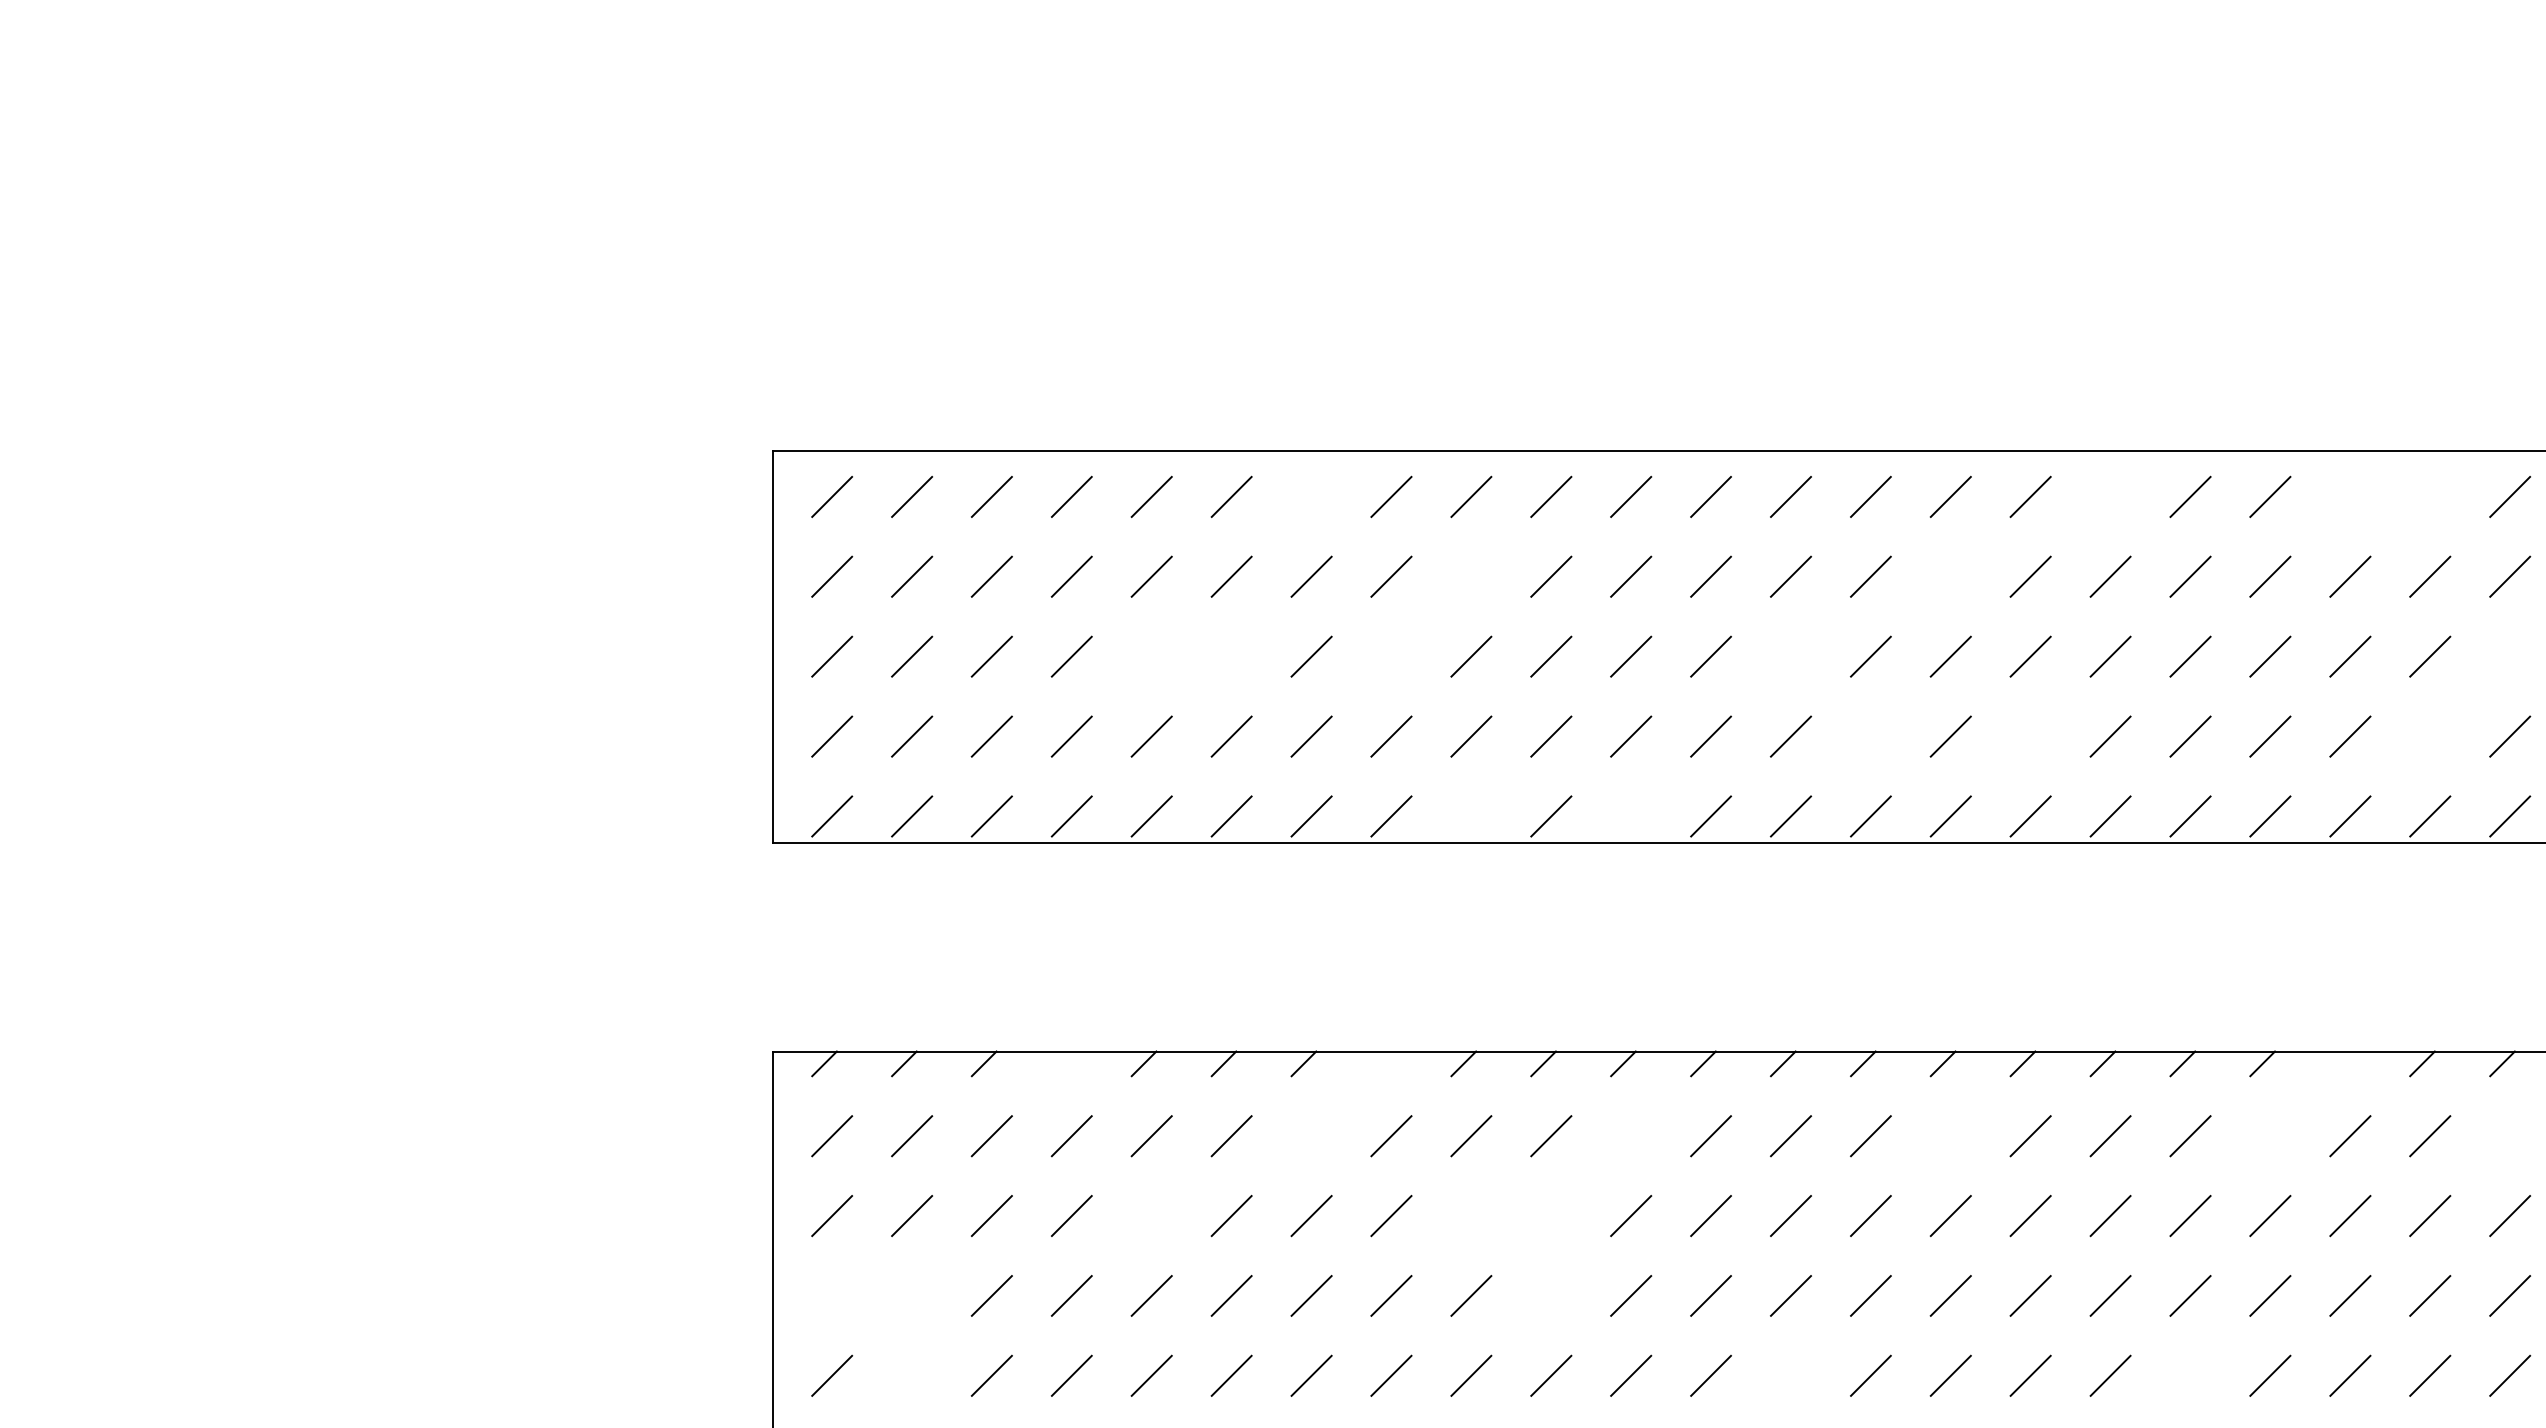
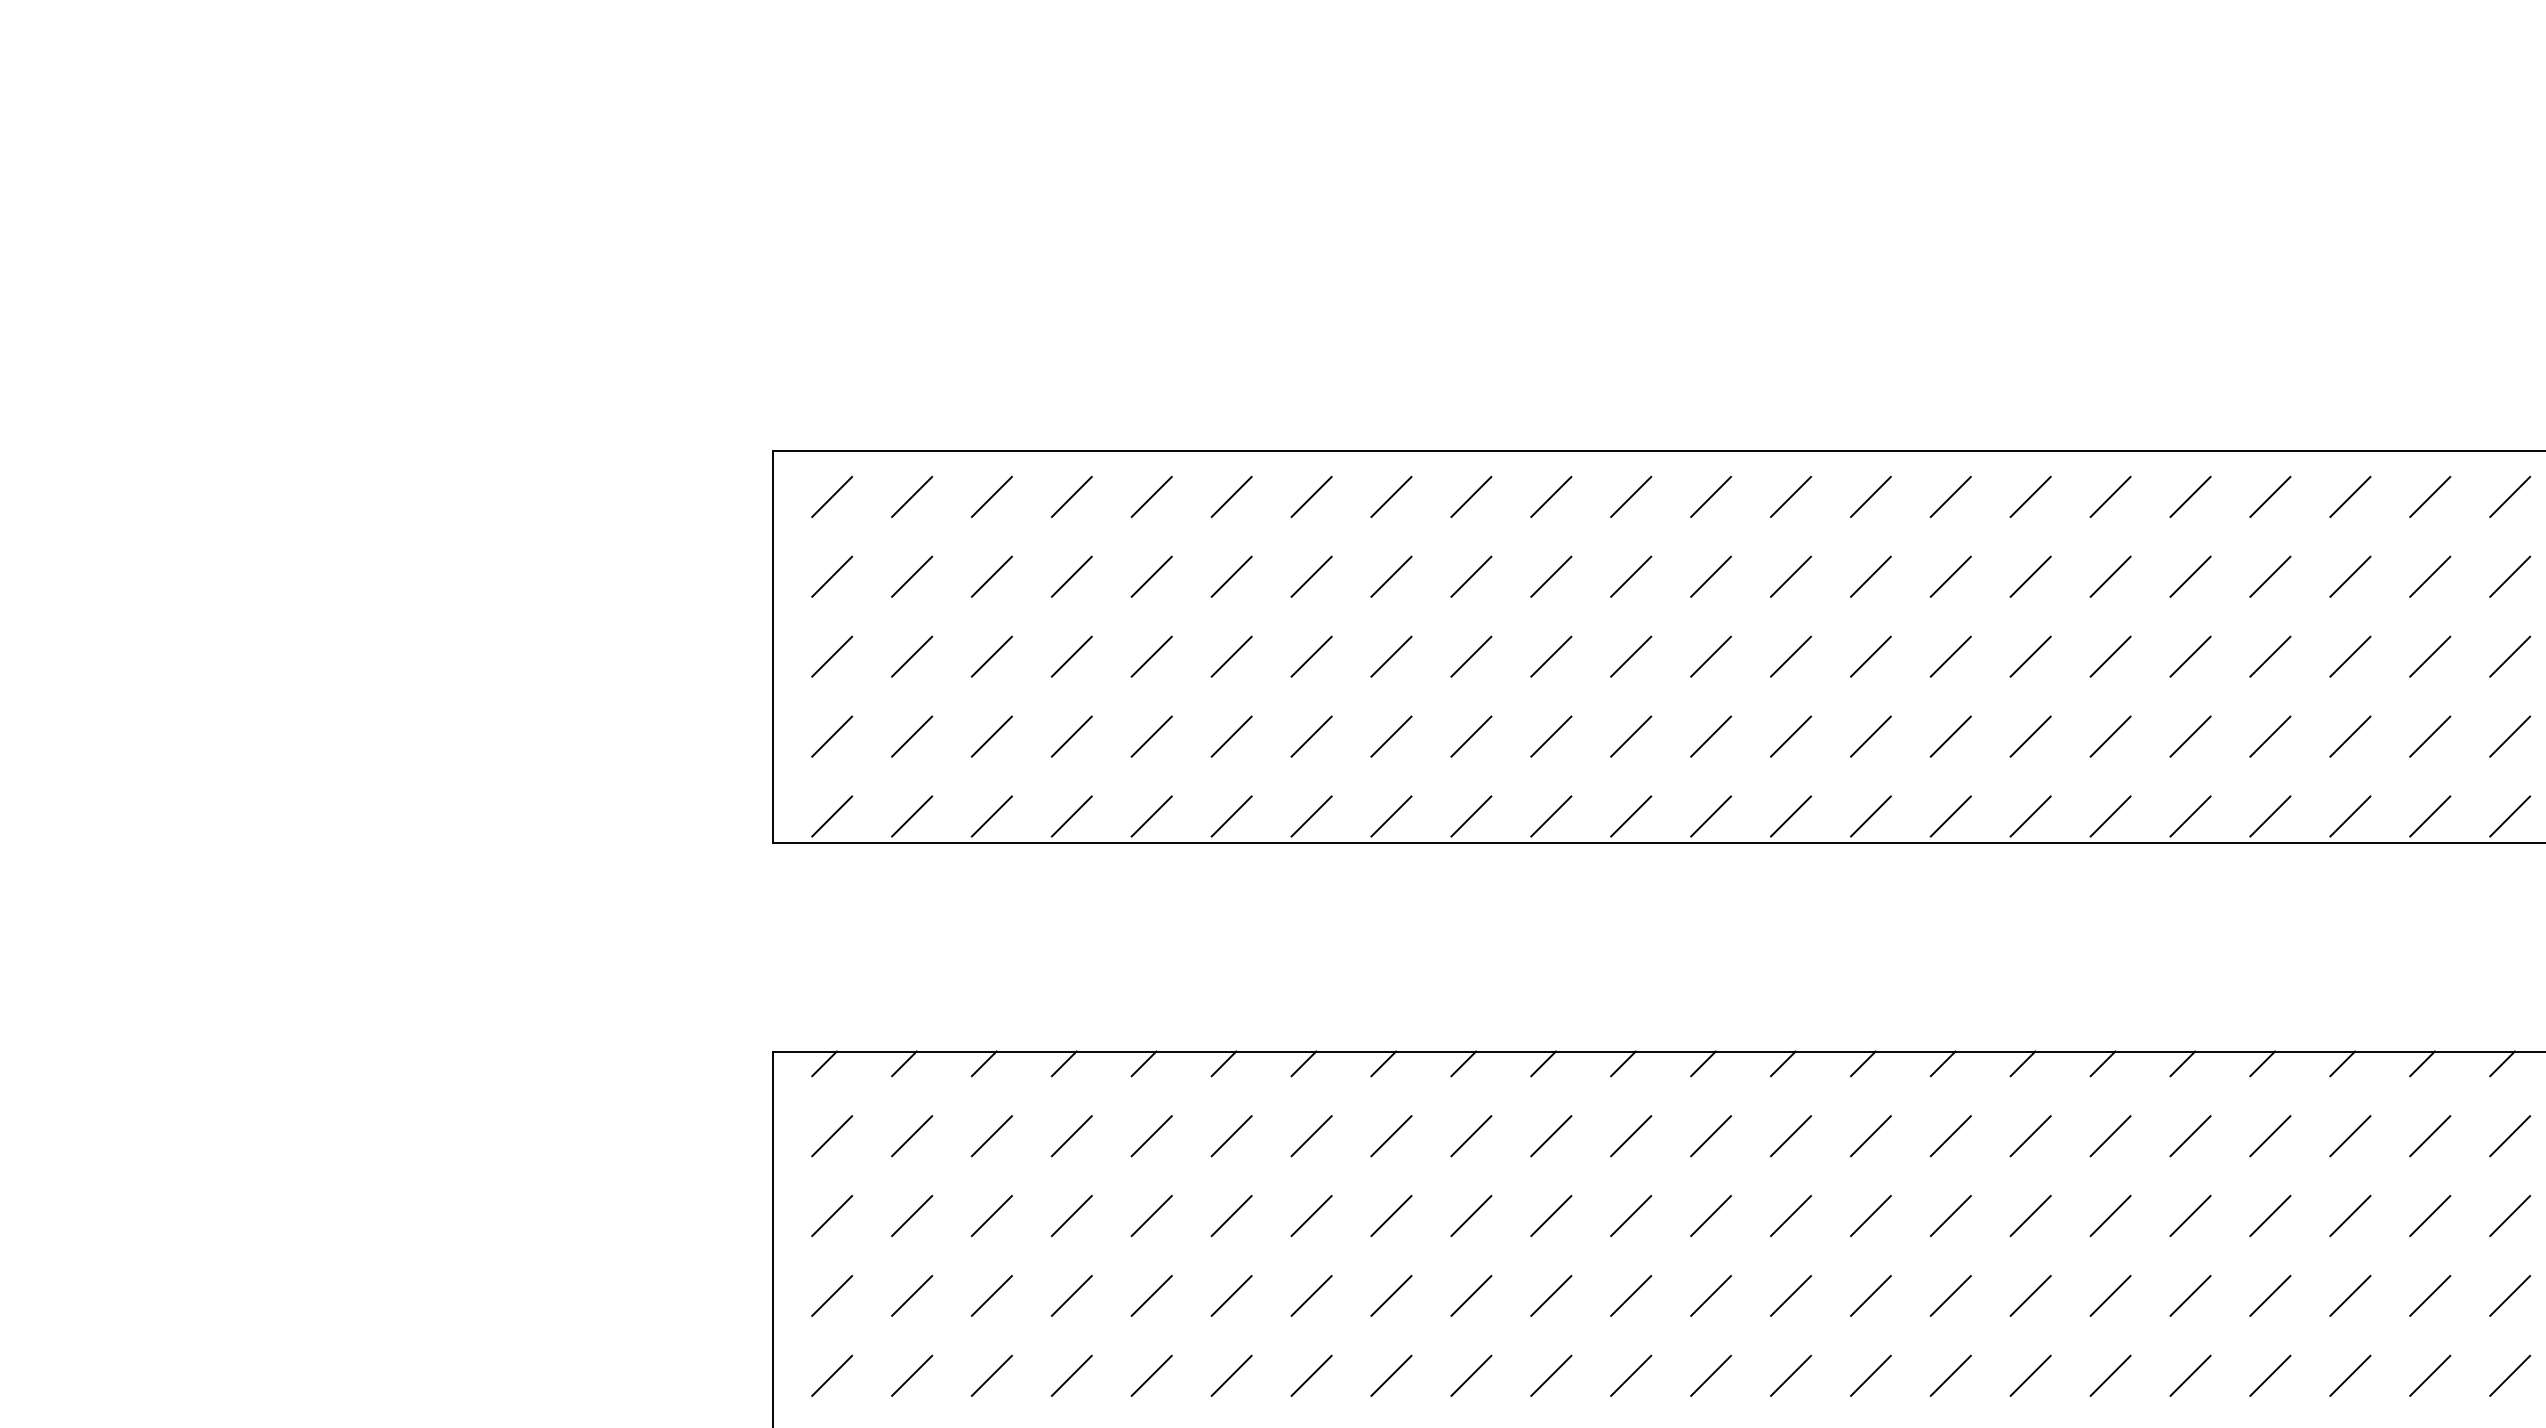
line: none -> present (1311, 496)
line: none -> present (2110, 496)
line: none -> present (2350, 496)
line: none -> present (2430, 496)
line: none -> present (1471, 576)
line: none -> present (1950, 576)
line: none -> present (1151, 656)
line: none -> present (1231, 656)
line: none -> present (1391, 656)
line: none -> present (1790, 656)
line: none -> present (2510, 656)
line: none -> present (1870, 736)
line: none -> present (2030, 736)
line: none -> present (2430, 736)
line: none -> present (1471, 816)
line: none -> present (1631, 816)
line: none -> present (1063, 1063)
line: none -> present (1383, 1063)
line: none -> present (2342, 1063)
line: none -> present (1311, 1136)
line: none -> present (1631, 1136)
line: none -> present (1950, 1136)
line: none -> present (2270, 1136)
line: none -> present (2510, 1136)
line: none -> present (1151, 1216)
line: none -> present (1471, 1216)
line: none -> present (1551, 1216)
line: none -> present (831, 1295)
line: none -> present (912, 1295)
line: none -> present (1551, 1295)
line: none -> present (912, 1375)
line: none -> present (1790, 1375)
line: none -> present (2190, 1375)
